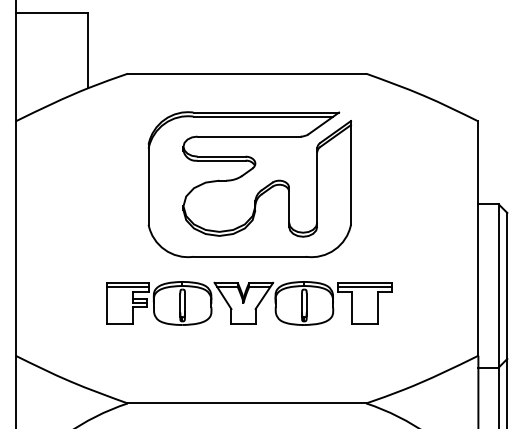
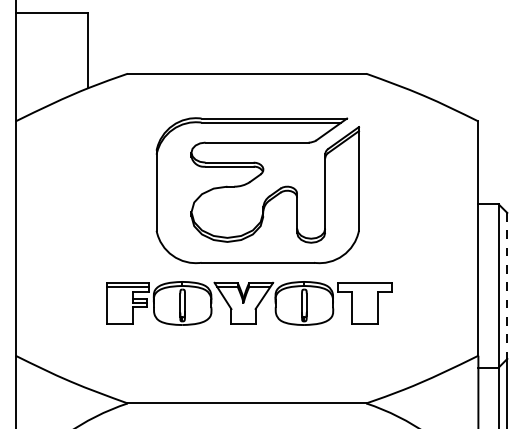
part position: (243, 176) -> (251, 182) (251, 182)
line: present -> none (364, 286)
line: solid -> dashed (507, 286)
